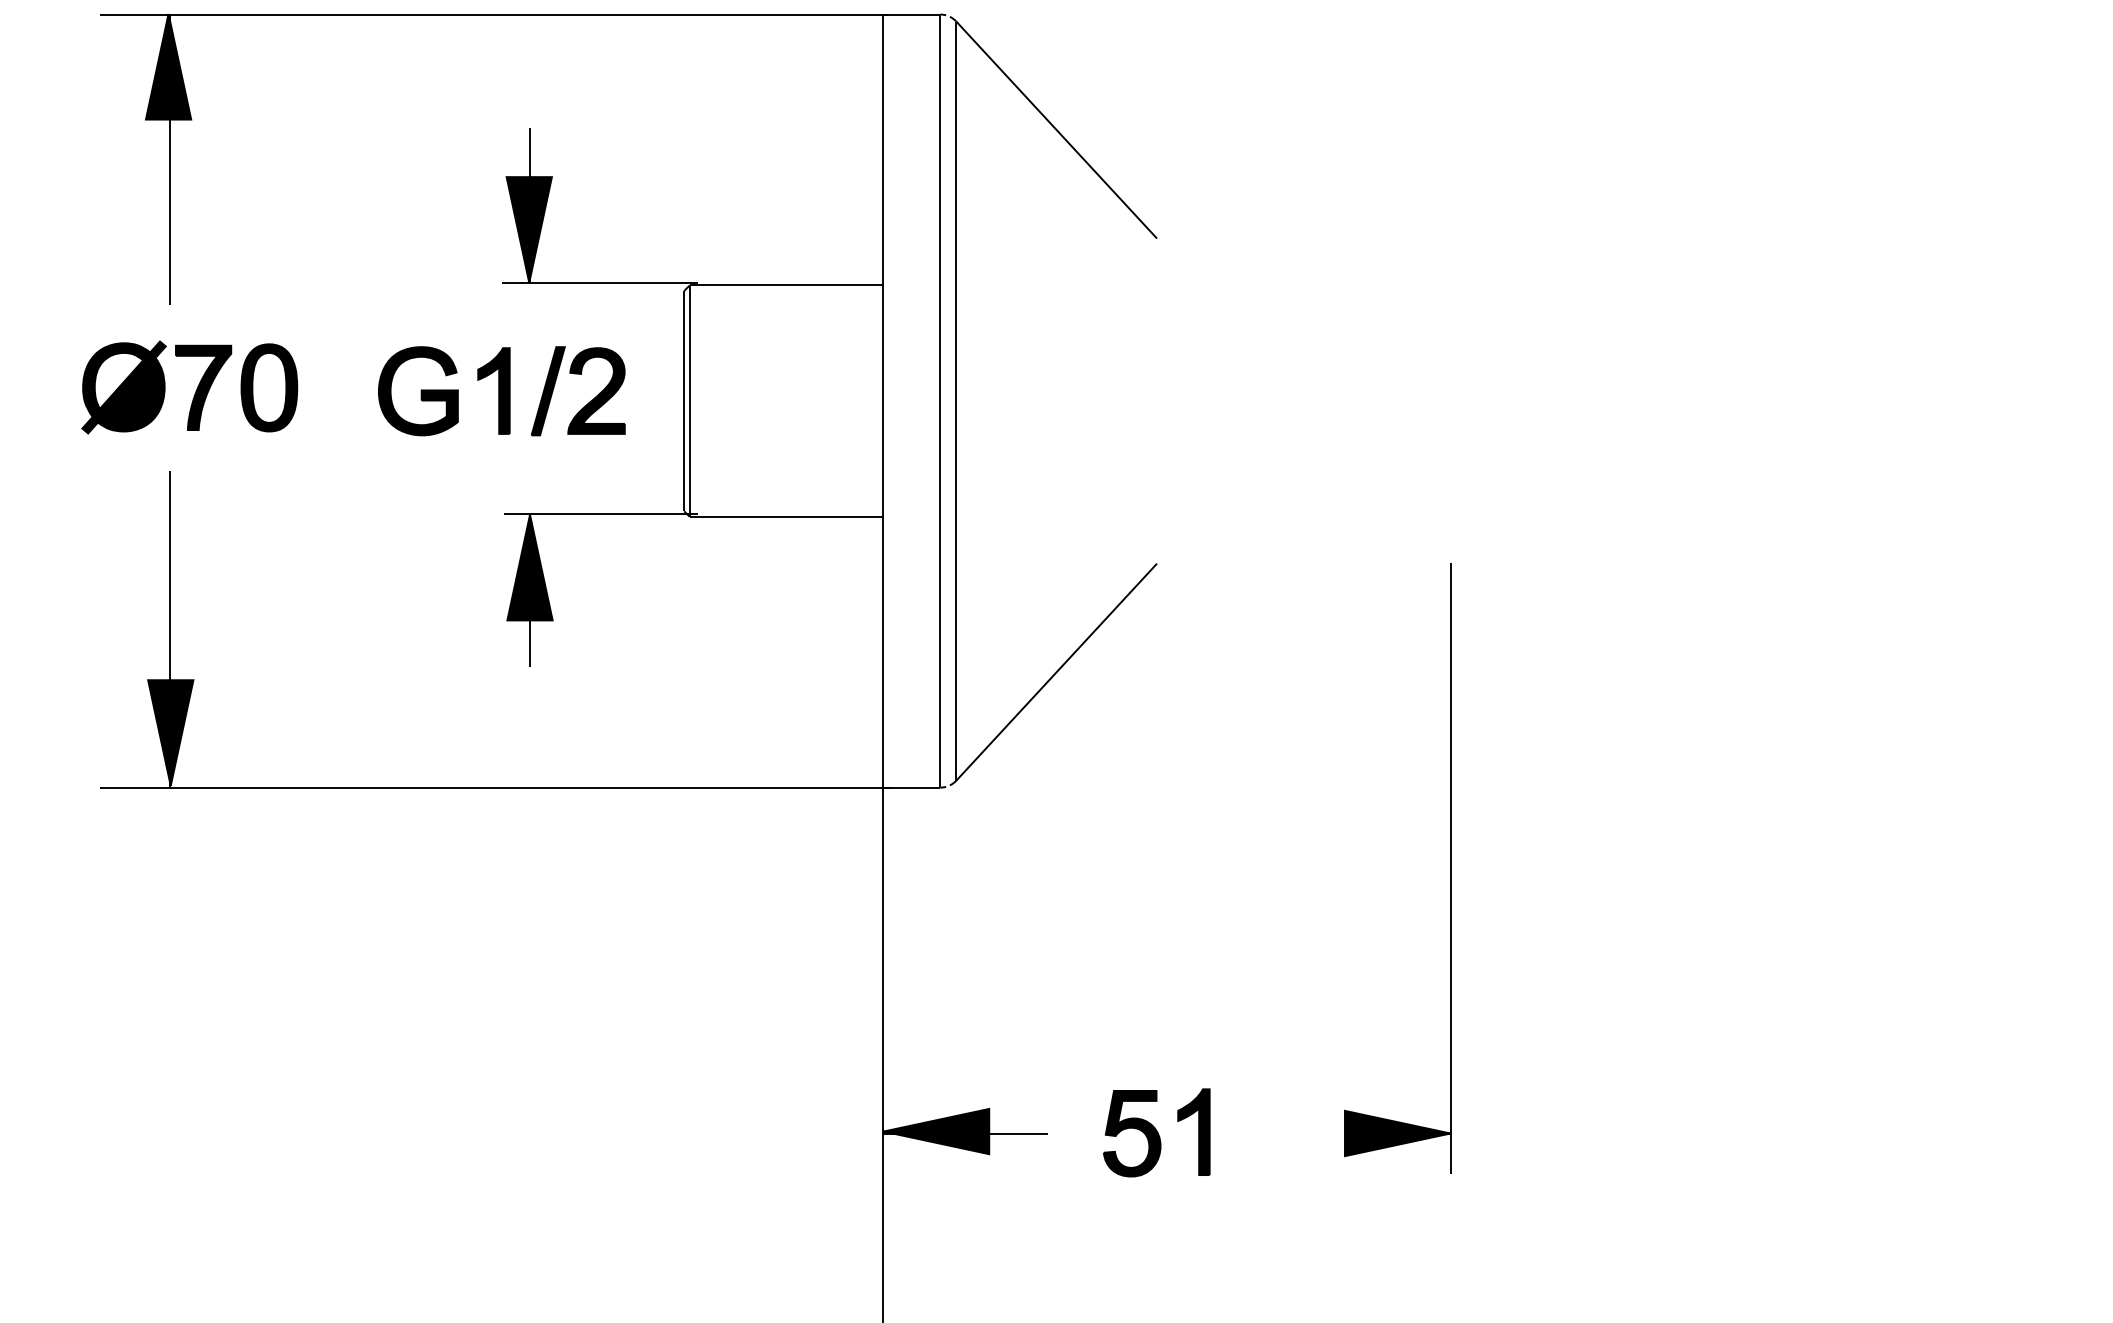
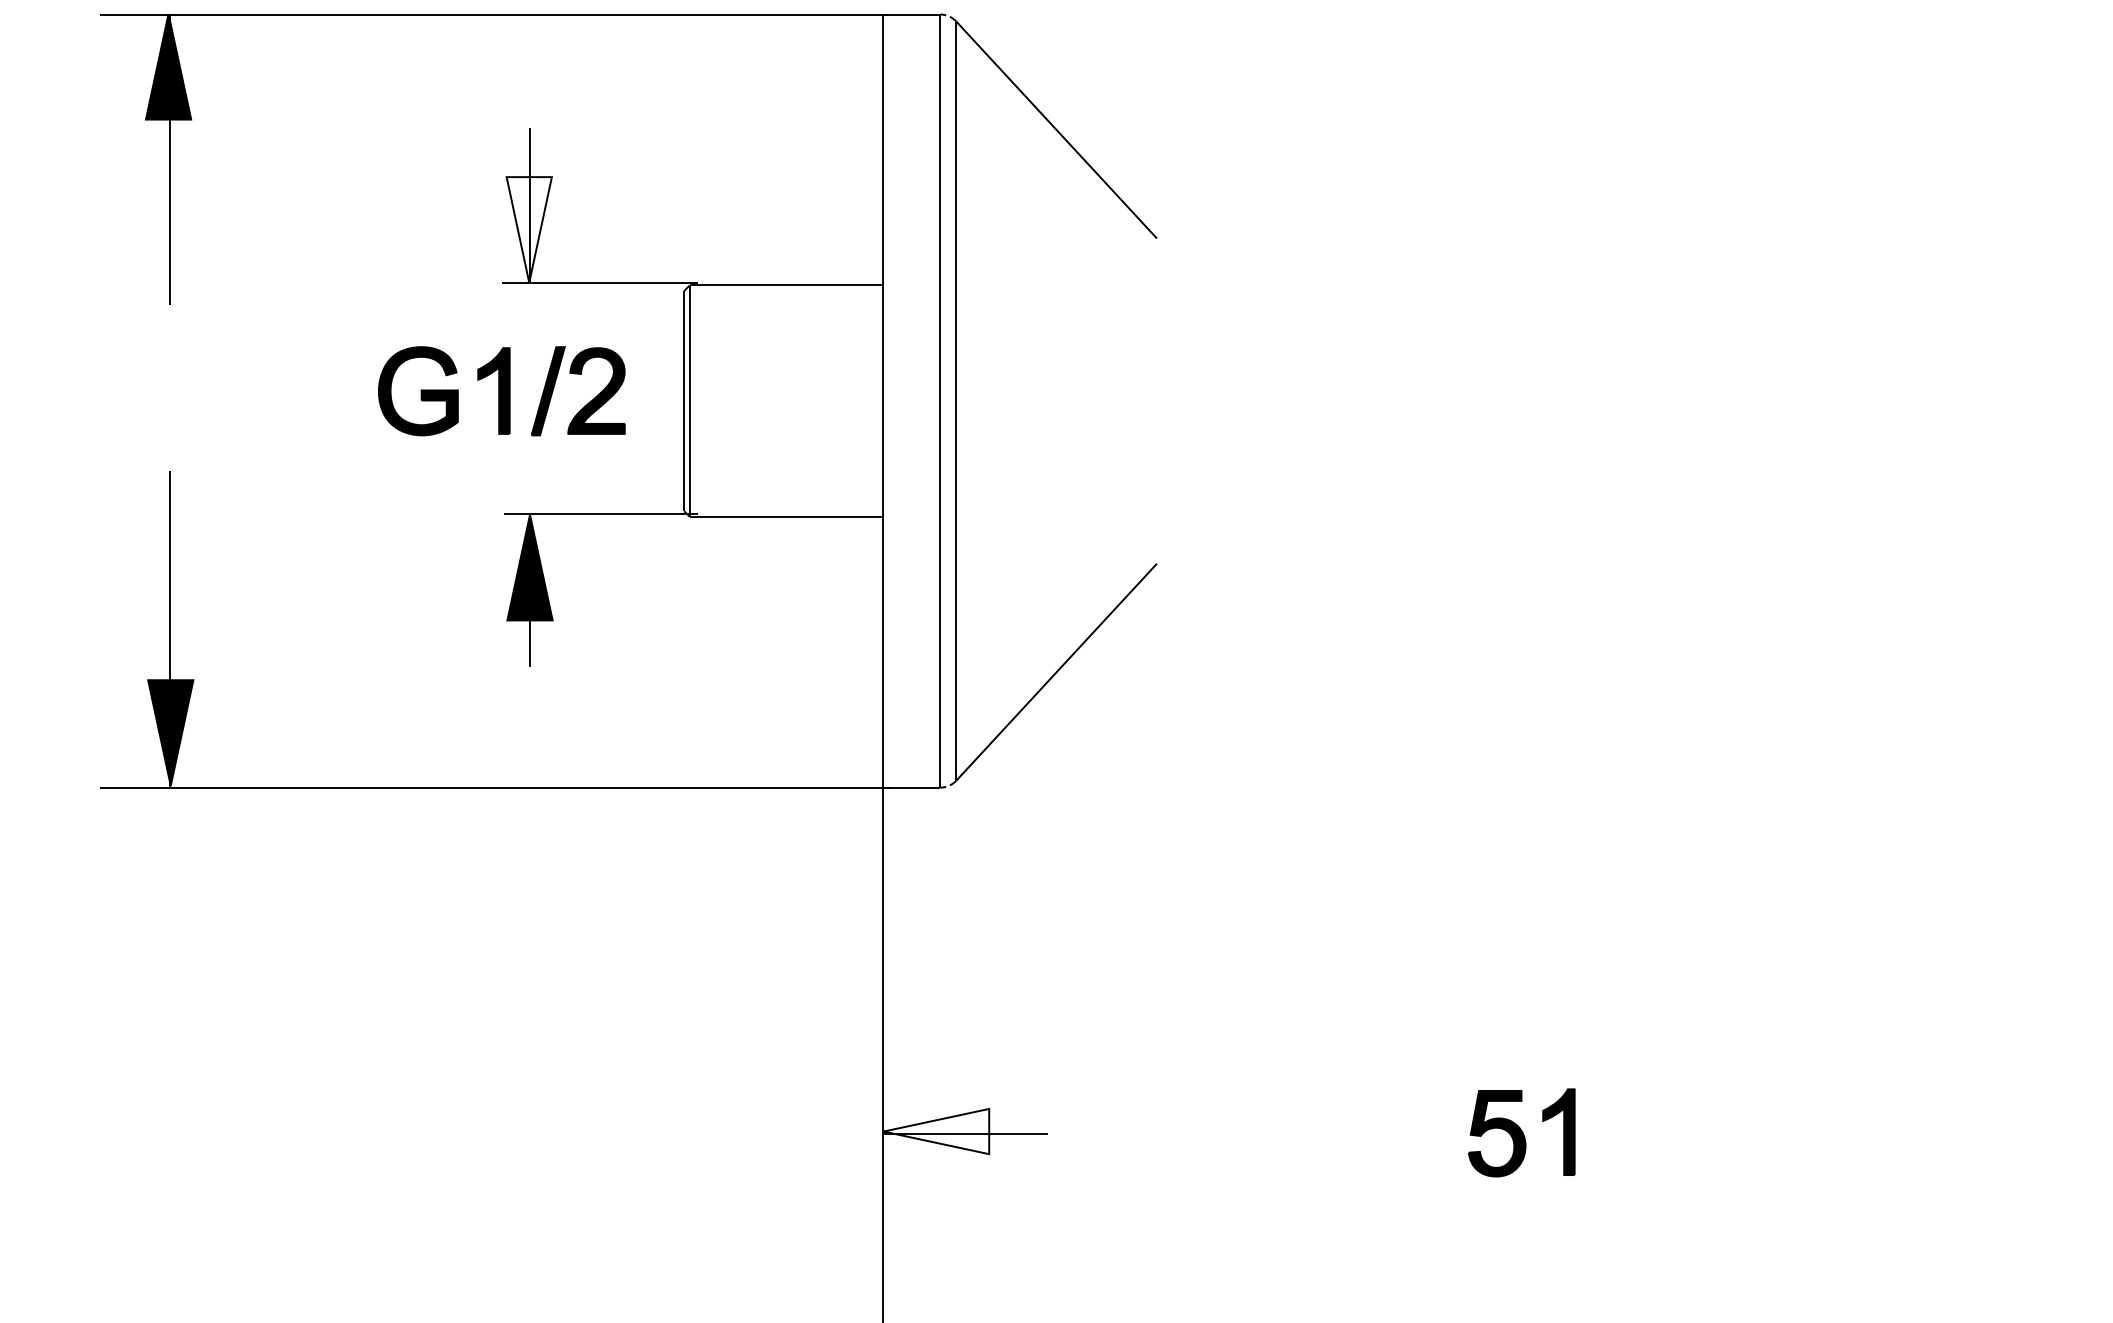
fill: present -> none (528, 229)
part: present -> none (196, 388)
part: present -> none (1450, 868)
fill: present -> none (936, 1131)
part position: (1156, 1132) -> (1521, 1132) (1521, 1132)
